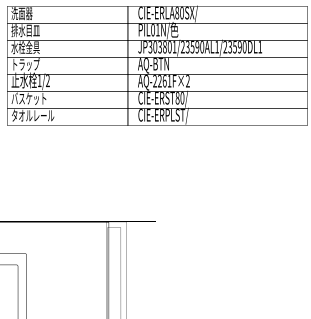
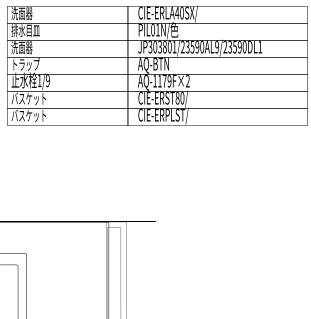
text: CIE-ERLA80SX/ -> CIE-ERLA40SX/ (177, 12)
text: 水栓金具 -> 洗面器 (25, 47)
text: JP303801/23590AL1/23590DL1 -> JP303801/23590AL9/23590DL1 (216, 47)
text: 1/2 -> 1/9 (47, 81)
text: AQ-2261F×2 -> AQ-1179F×2 (162, 81)
text: タオルレール -> バスケット (32, 115)
